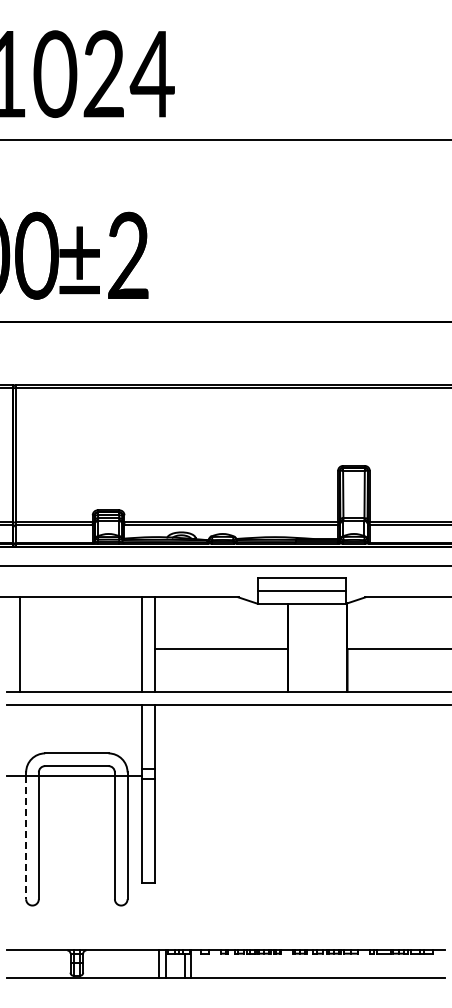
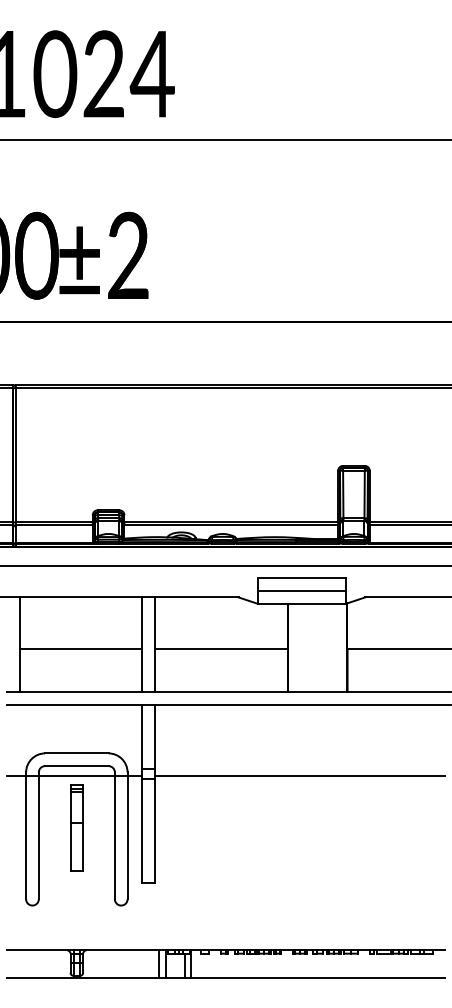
line: none -> present (80, 649)
line: none -> present (299, 776)
part: none -> present (76, 827)
line: dashed -> solid (26, 838)
